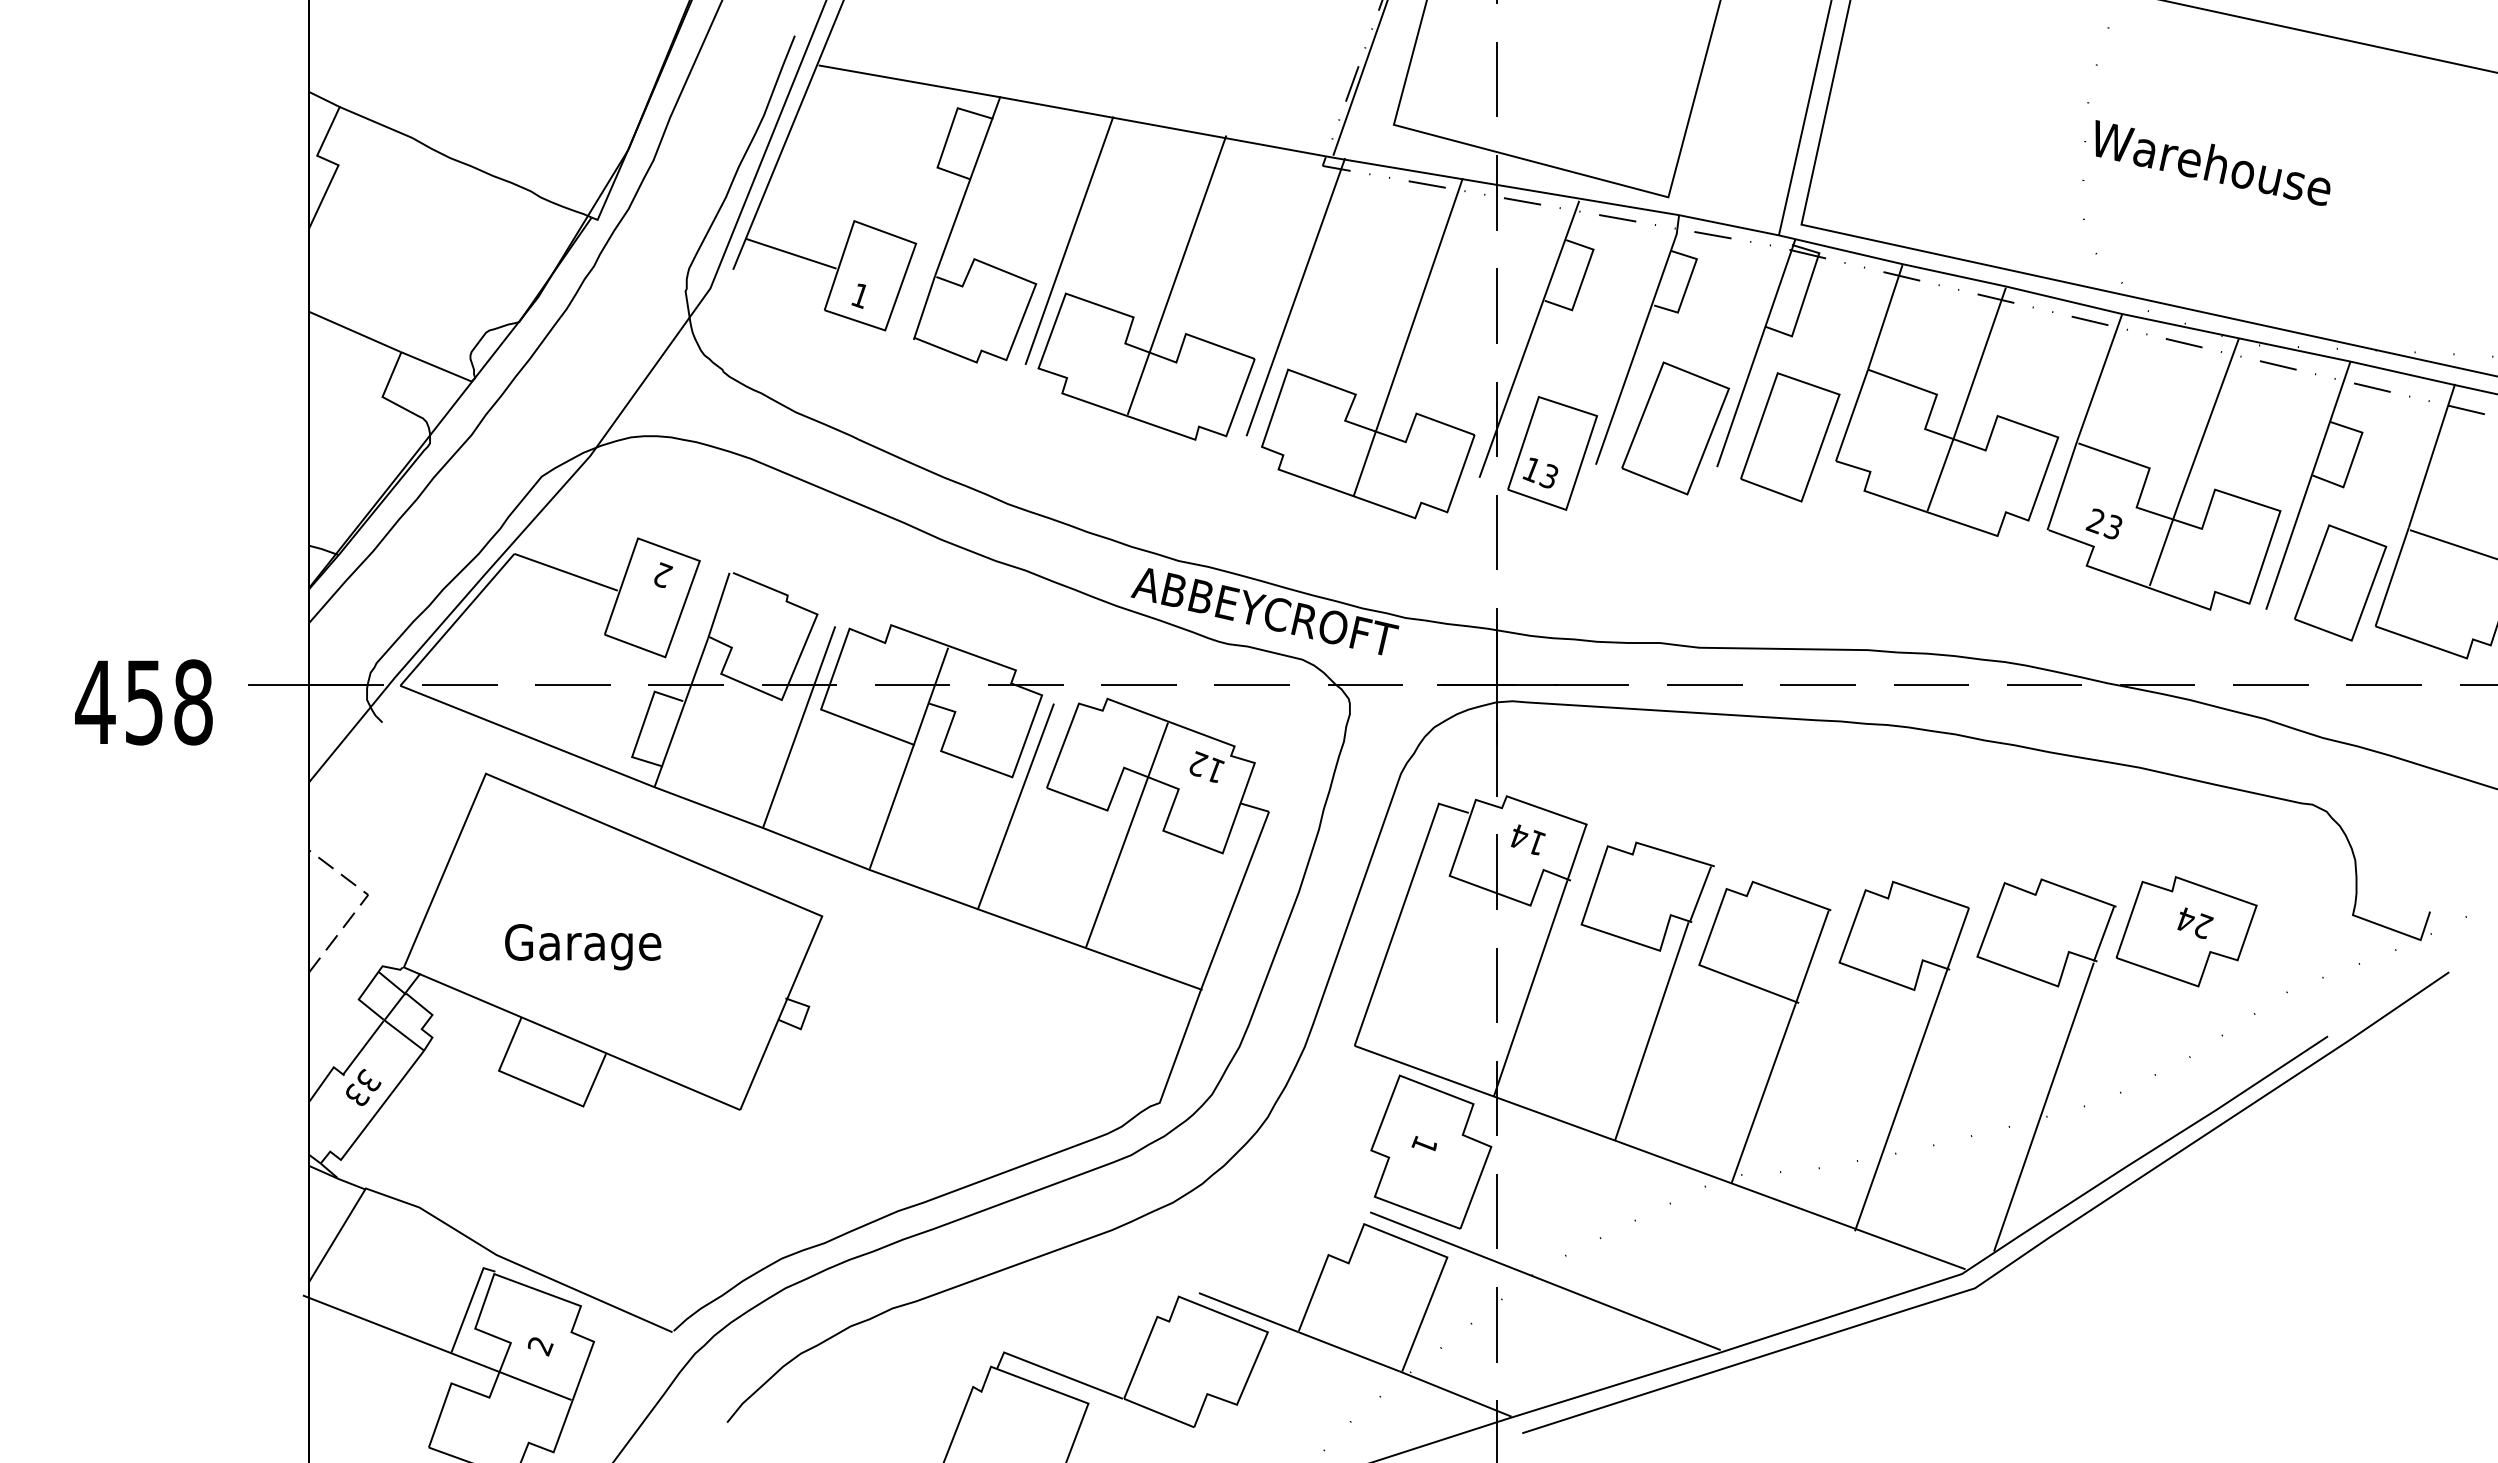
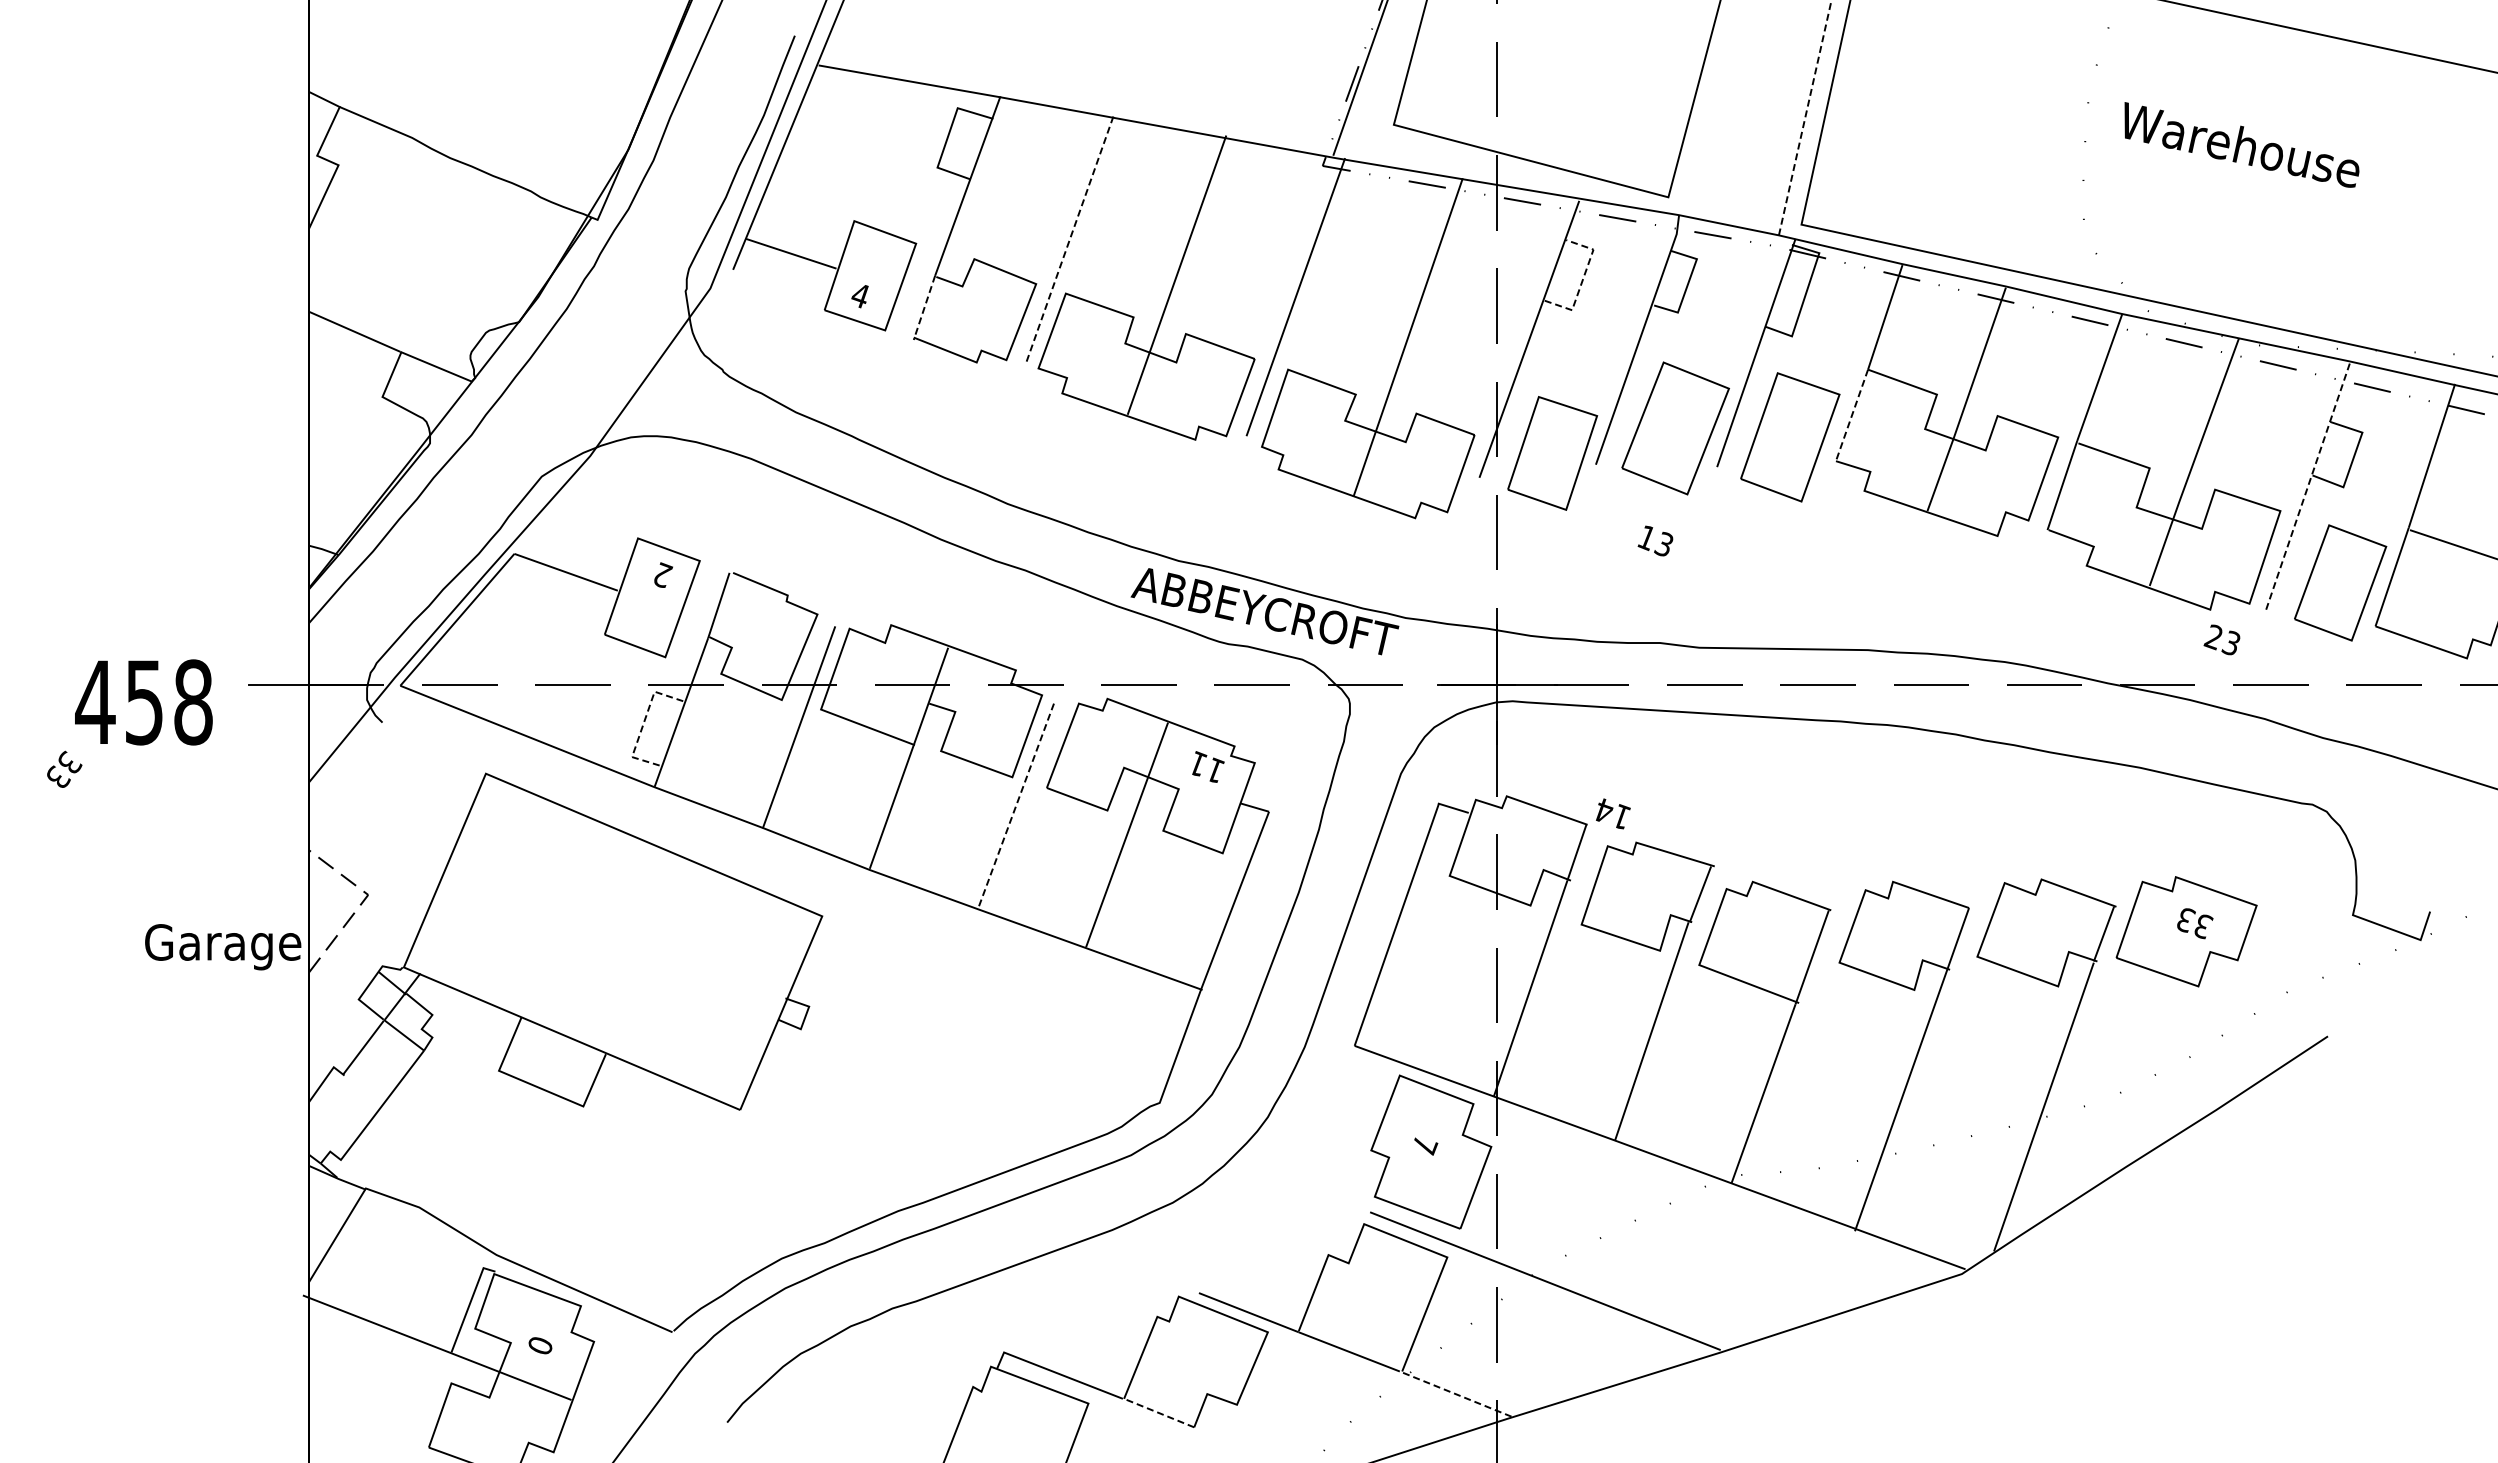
line: solid -> dashed (1805, 117)
text position: (2212, 162) -> (2241, 144) (2241, 144)
line: solid -> dashed (1069, 240)
line: solid -> dashed (1583, 279)
text: 1 -> 4 (859, 295)
line: solid -> dashed (924, 307)
line: solid -> dashed (1851, 415)
text position: (1540, 472) -> (1655, 540) (1655, 540)
line: solid -> dashed (2308, 485)
text position: (2103, 523) -> (2221, 639) (2221, 639)
line: solid -> dashed (643, 725)
text: 12 -> 11 (1198, 763)
line: solid -> dashed (1015, 806)
text position: (1528, 839) -> (1613, 813) (1613, 813)
text: 24 -> 33 (2195, 923)
text position: (583, 947) -> (223, 947) (223, 947)
text position: (363, 1086) -> (64, 768) (64, 768)
text: 1 -> 7 (1424, 1145)
curve: present -> none (2019, 1256)
text: 2 -> 0 (540, 1346)
line: solid -> dashed (1455, 1393)
line: solid -> dashed (1159, 1413)
